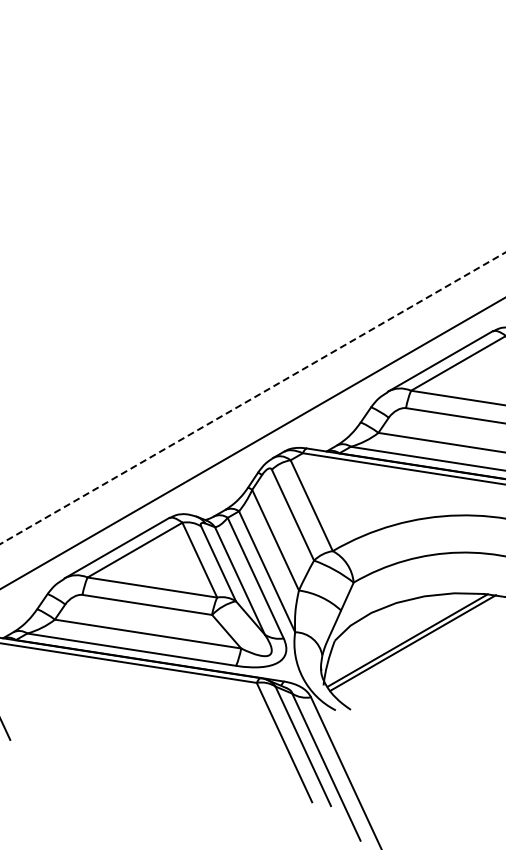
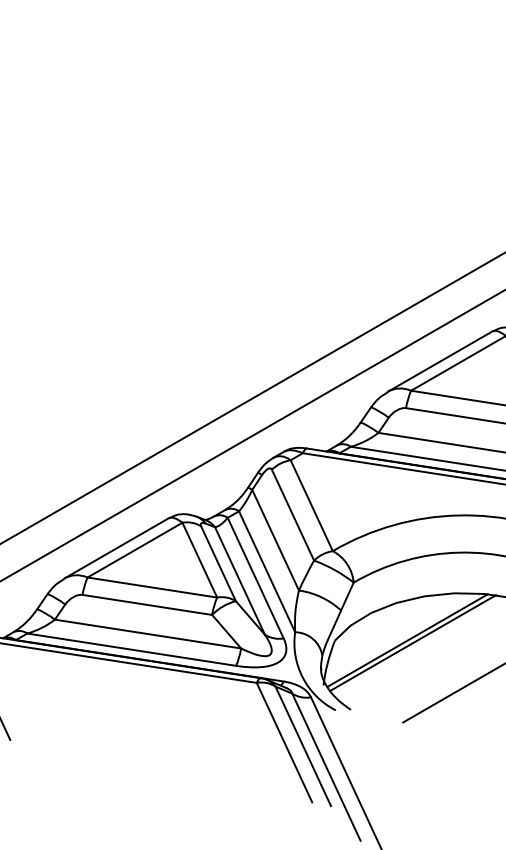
line: dashed -> solid (252, 398)
line position: (252, 443) -> (252, 435) (252, 435)
line: none -> present (452, 693)
